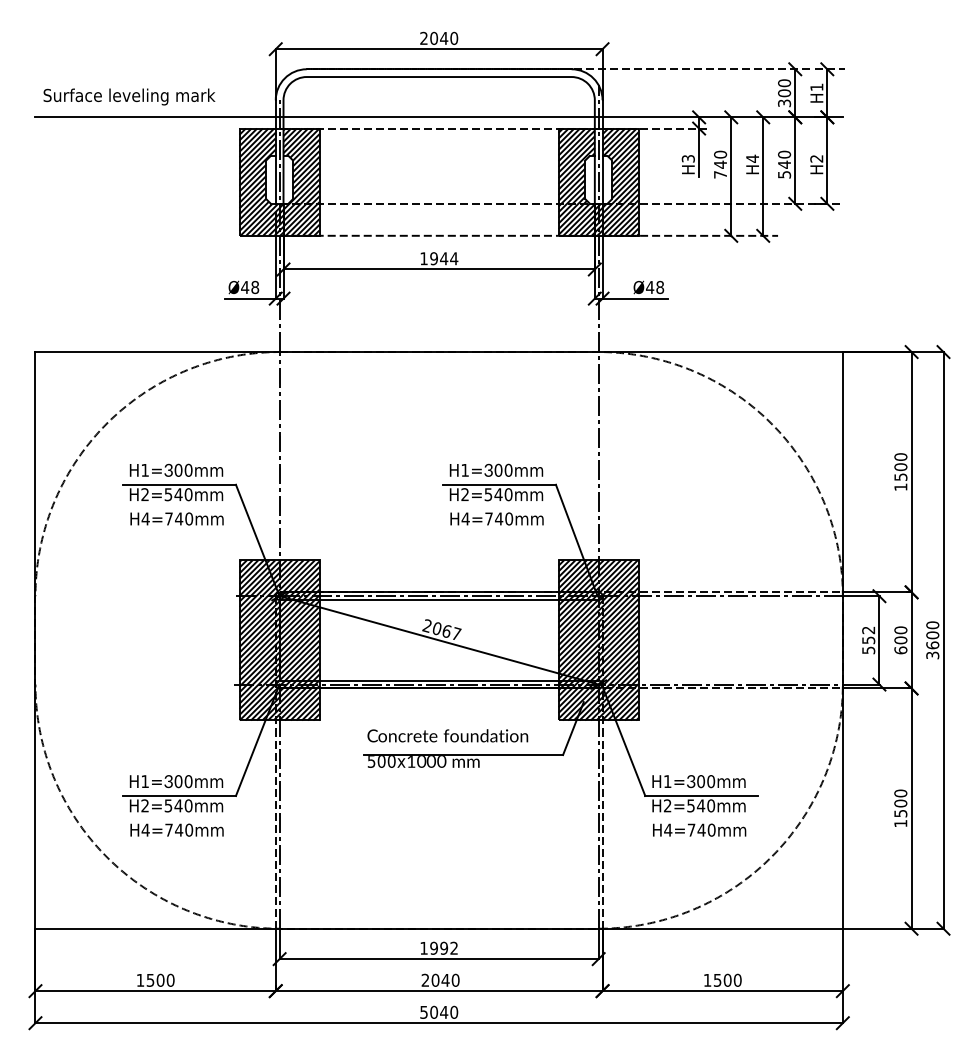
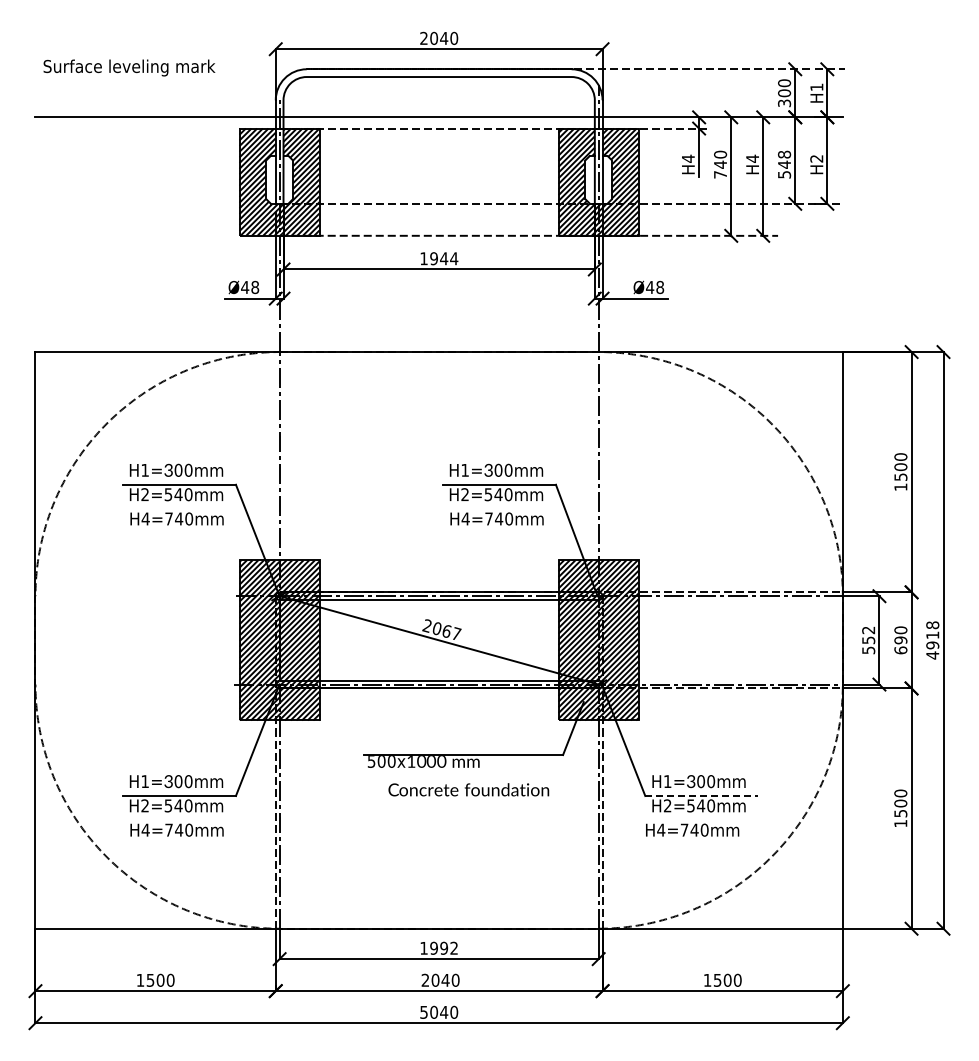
text position: (129, 96) -> (129, 67) (129, 67)
text: 540 -> 548 (784, 154)
text: H3 -> H4 (687, 158)
text: 600 -> 690 (900, 640)
text: 3600 -> 4918 (932, 640)
text position: (447, 735) -> (468, 789) (468, 789)
line: solid -> dashed (701, 795)
text position: (699, 829) -> (692, 829) (692, 829)
